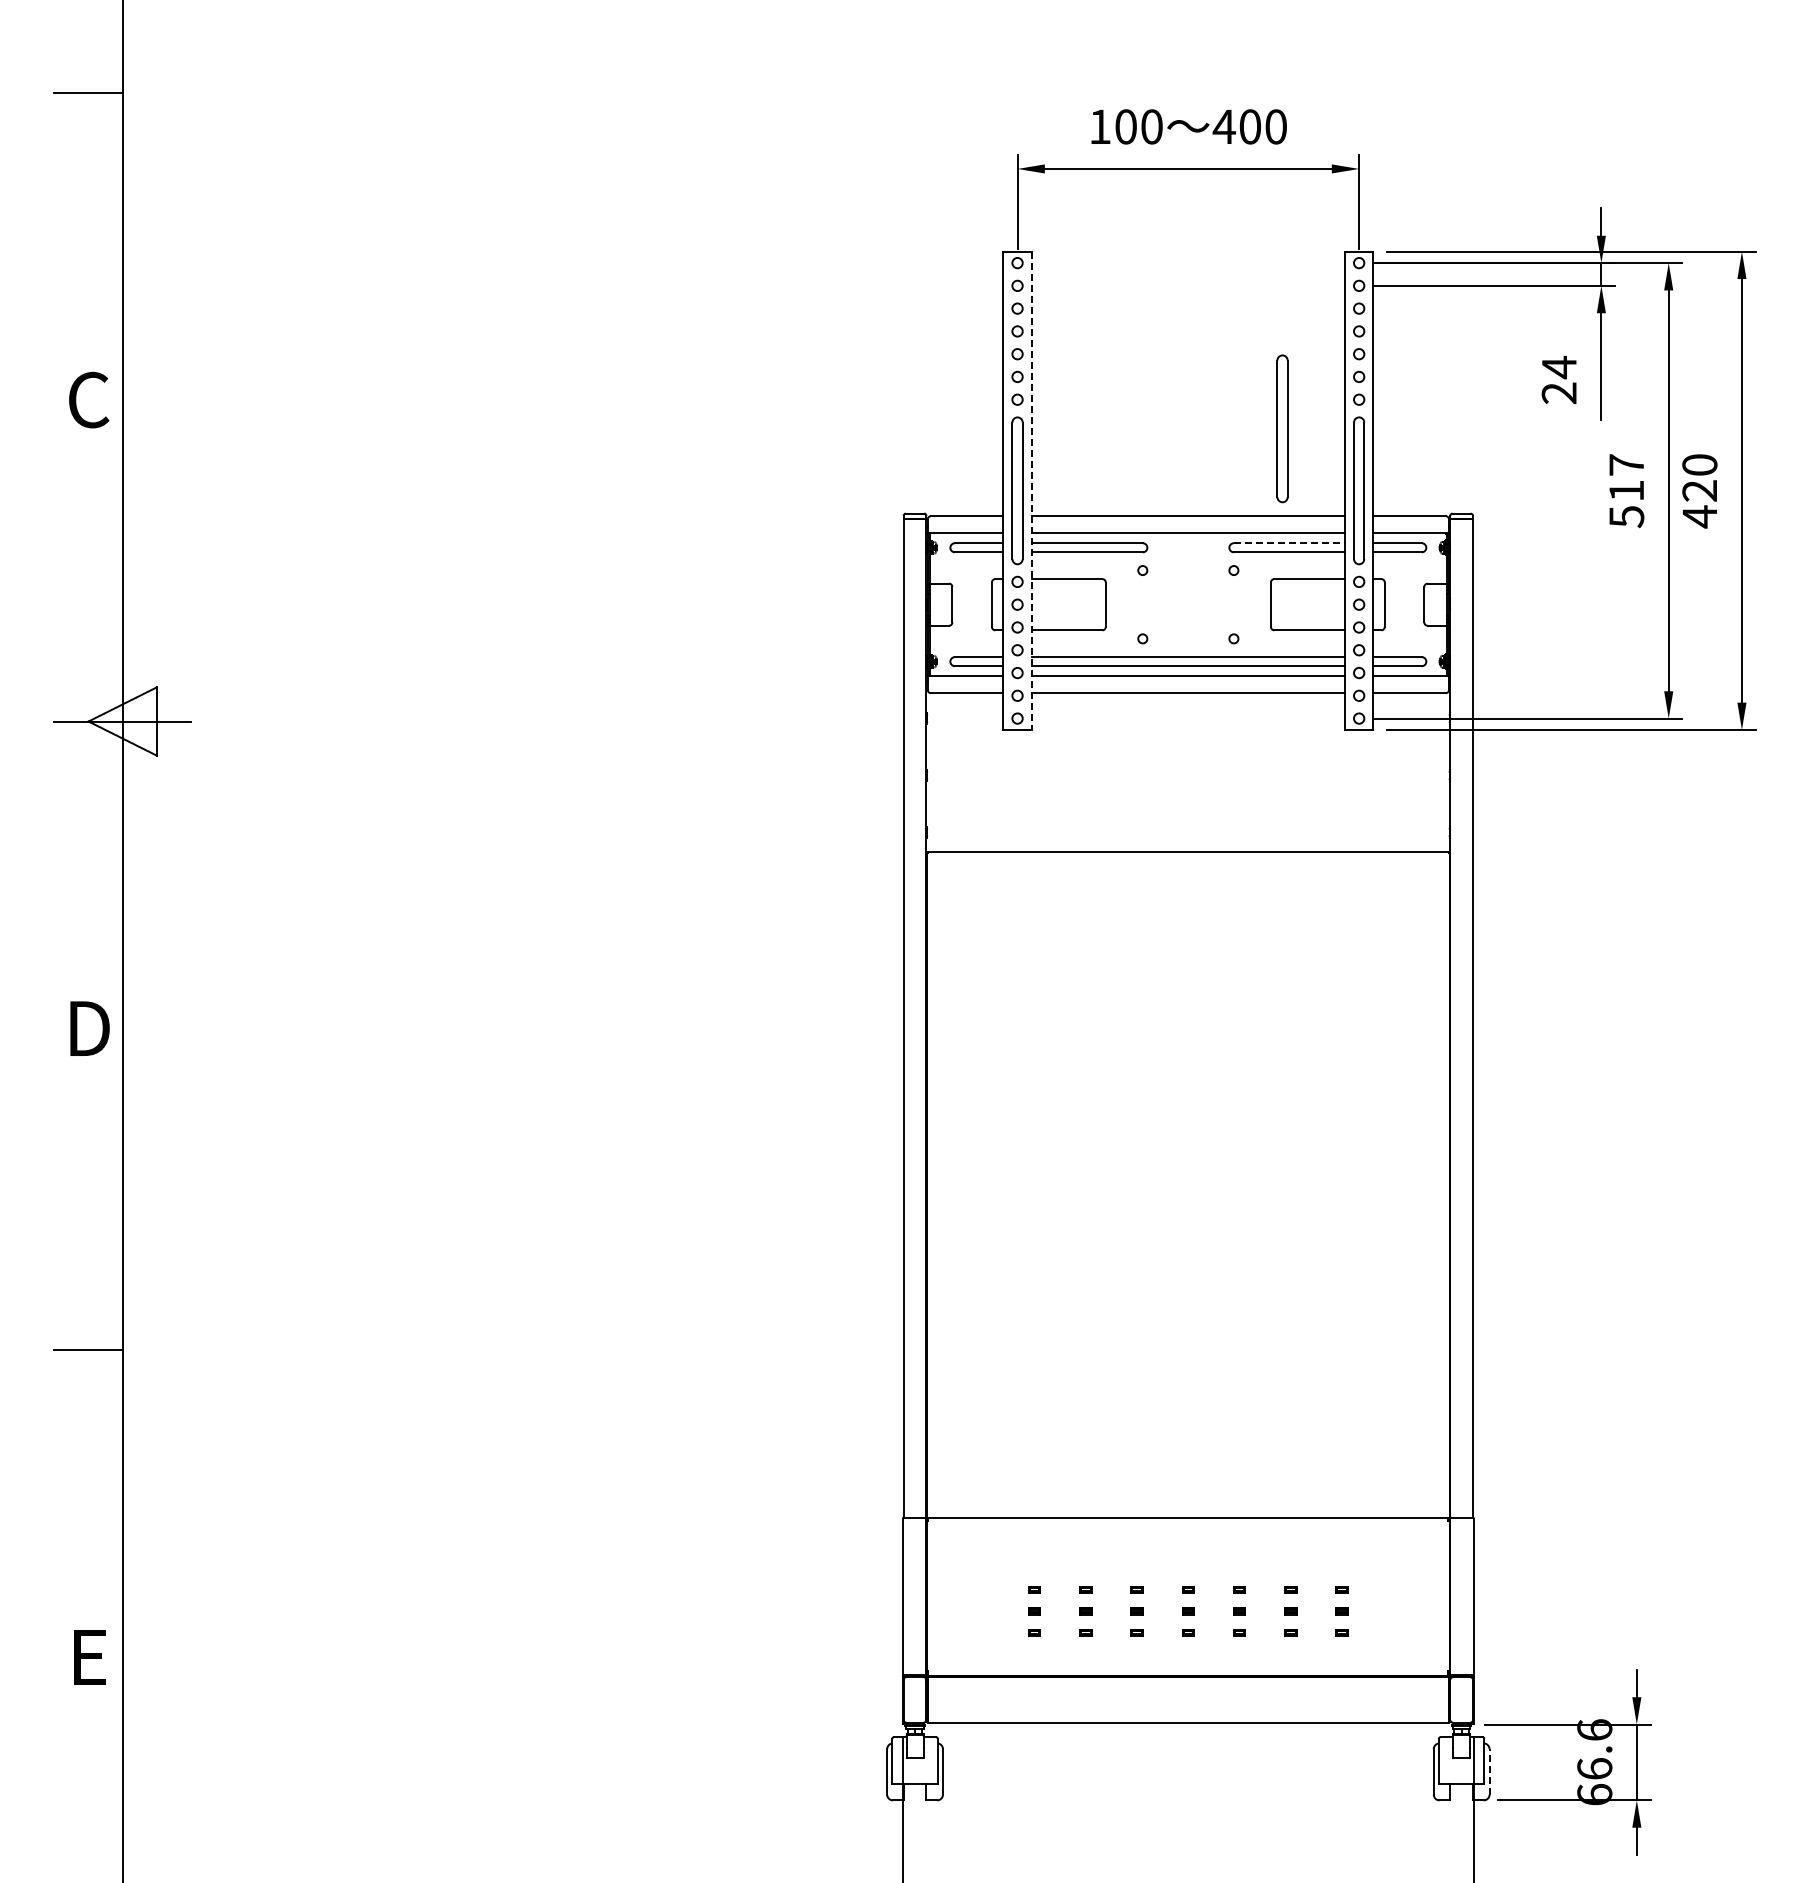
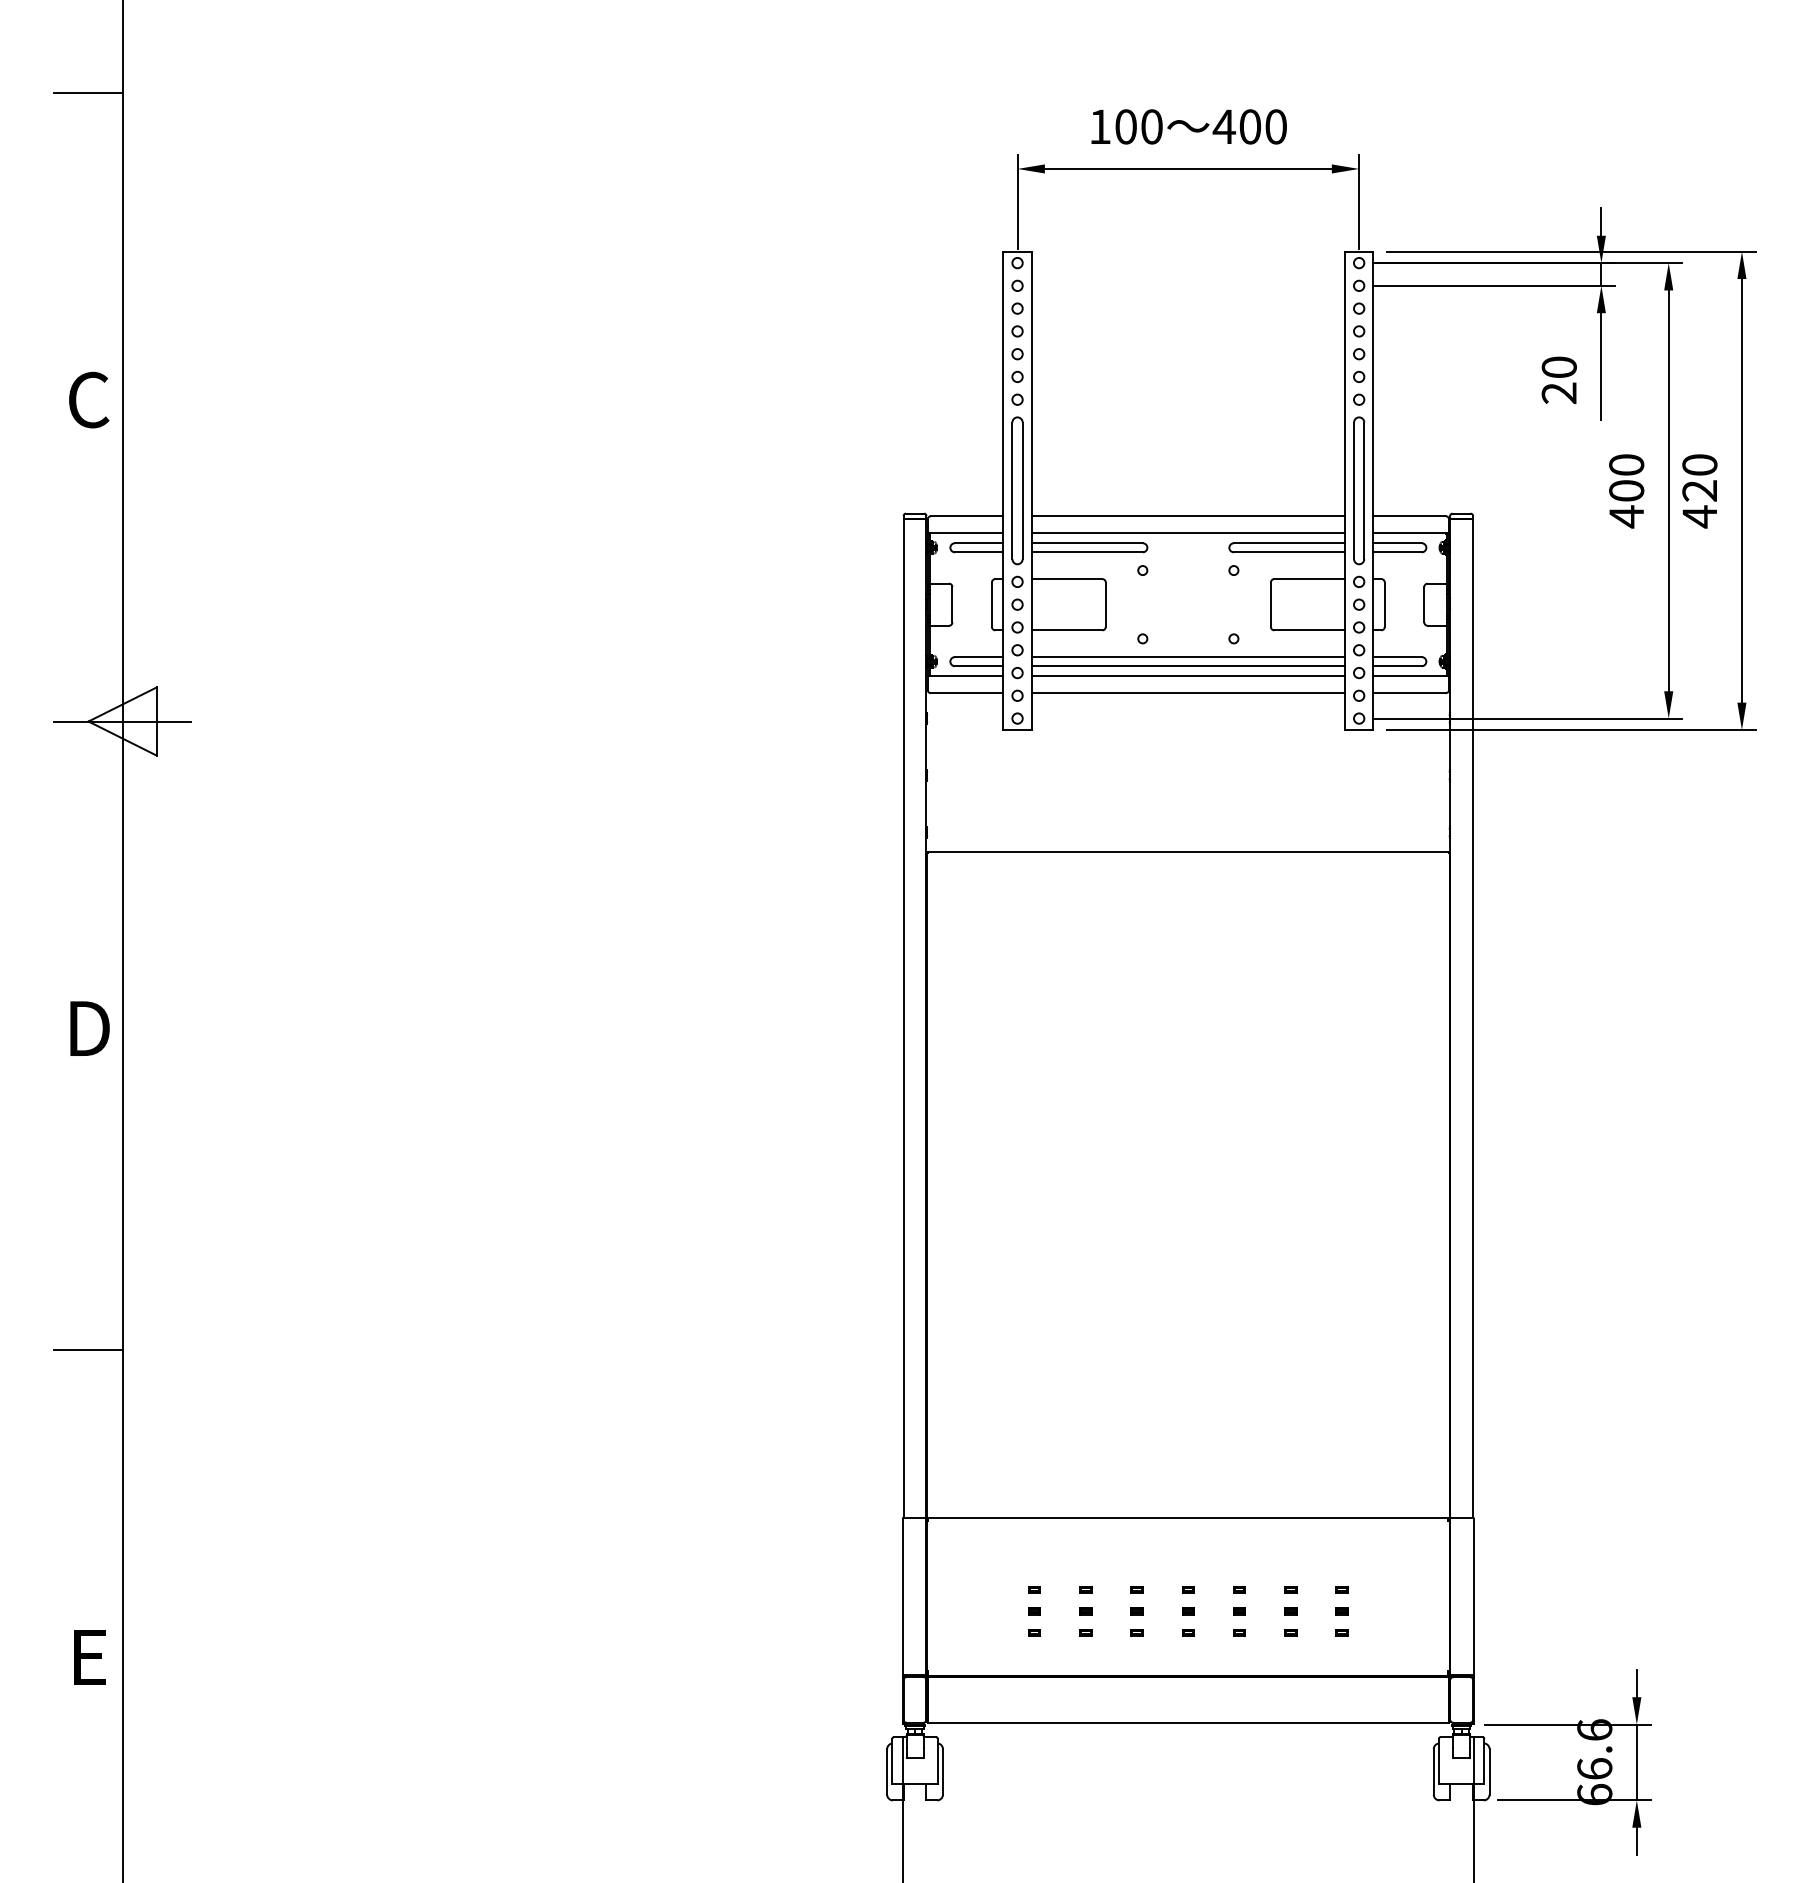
text: 24 -> 20 (1558, 367)
part: present -> none (1282, 428)
line: dashed -> solid (1031, 491)
text: 517 -> 400 (1626, 491)
line: dashed -> solid (1289, 543)
line: dashed -> solid (1489, 1771)
